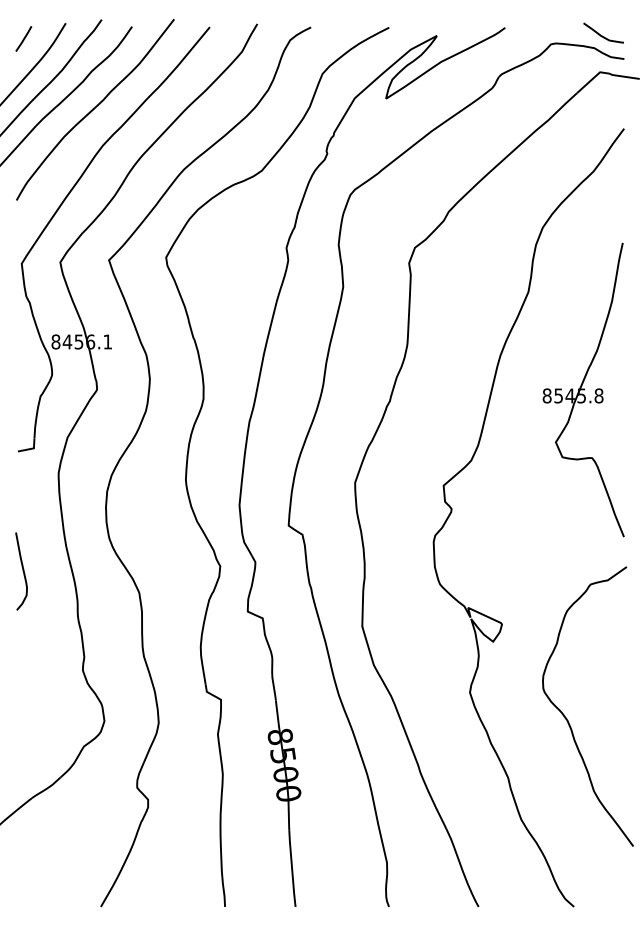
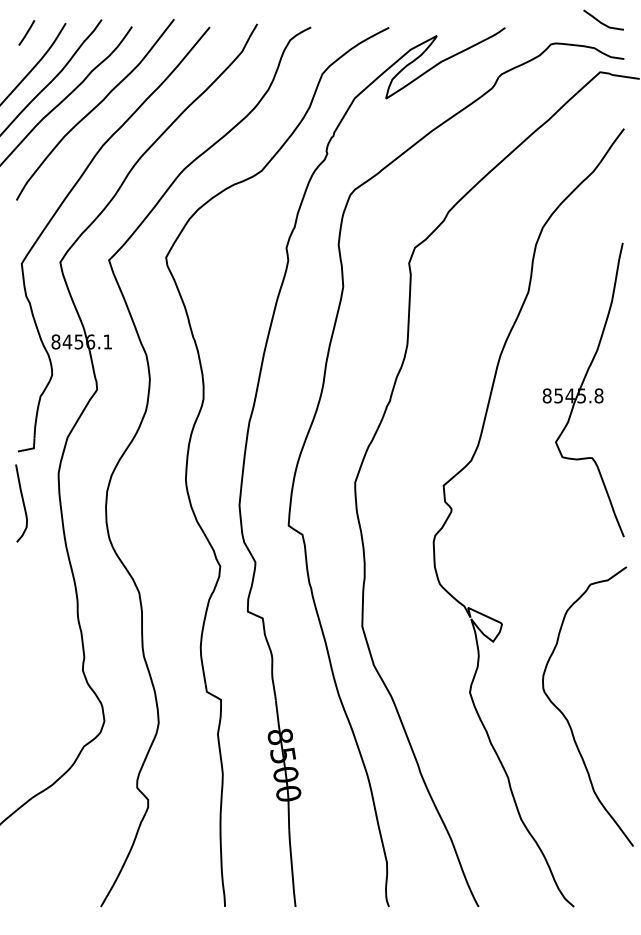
curve position: (602, 35) -> (602, 22) (602, 22)
line position: (23, 38) -> (26, 32) (26, 32)
curve position: (22, 571) -> (22, 503) (22, 503)
